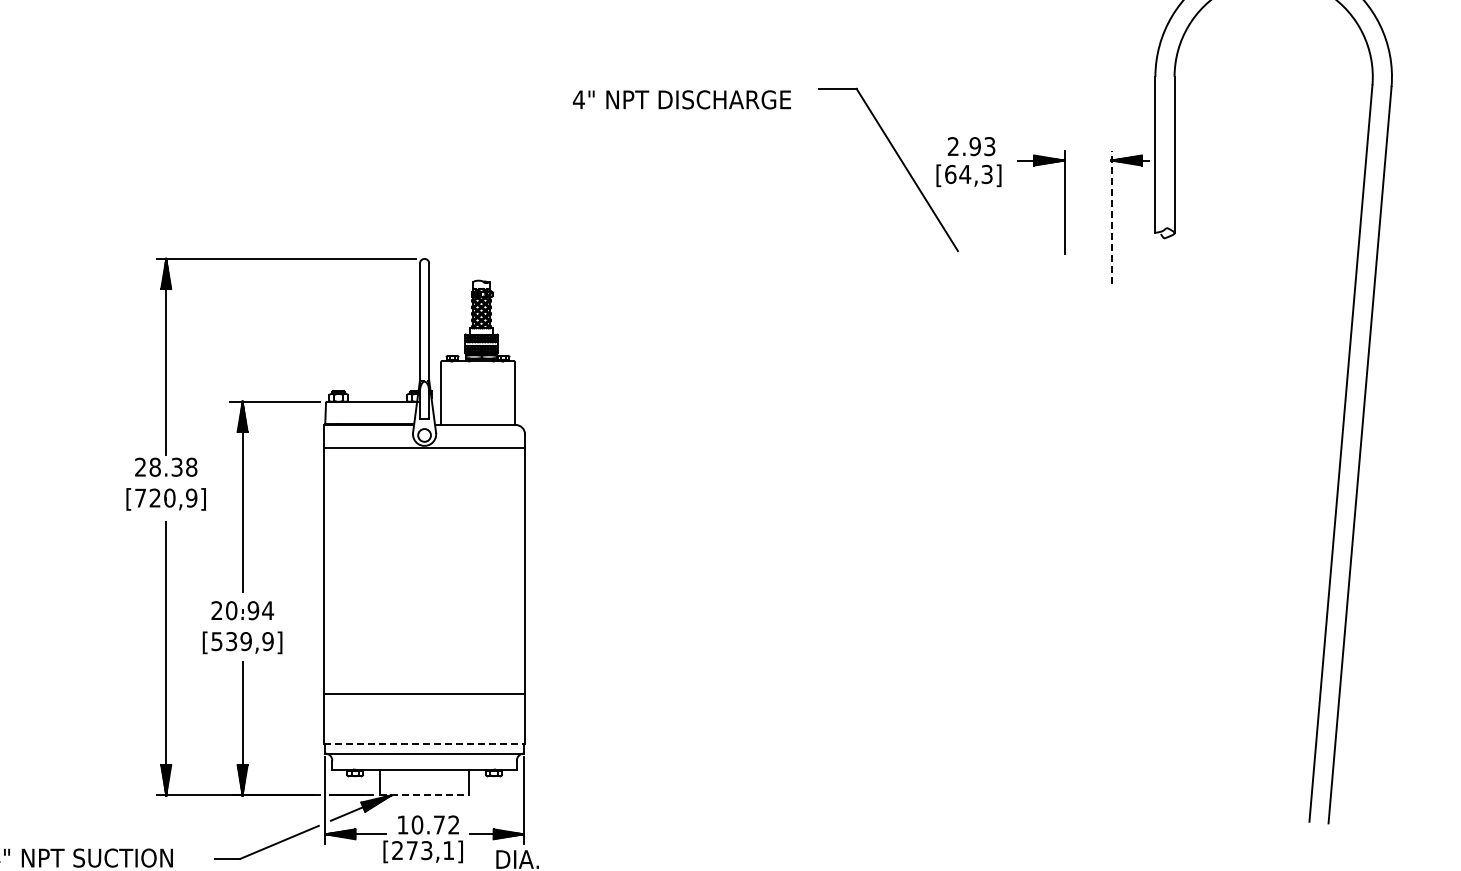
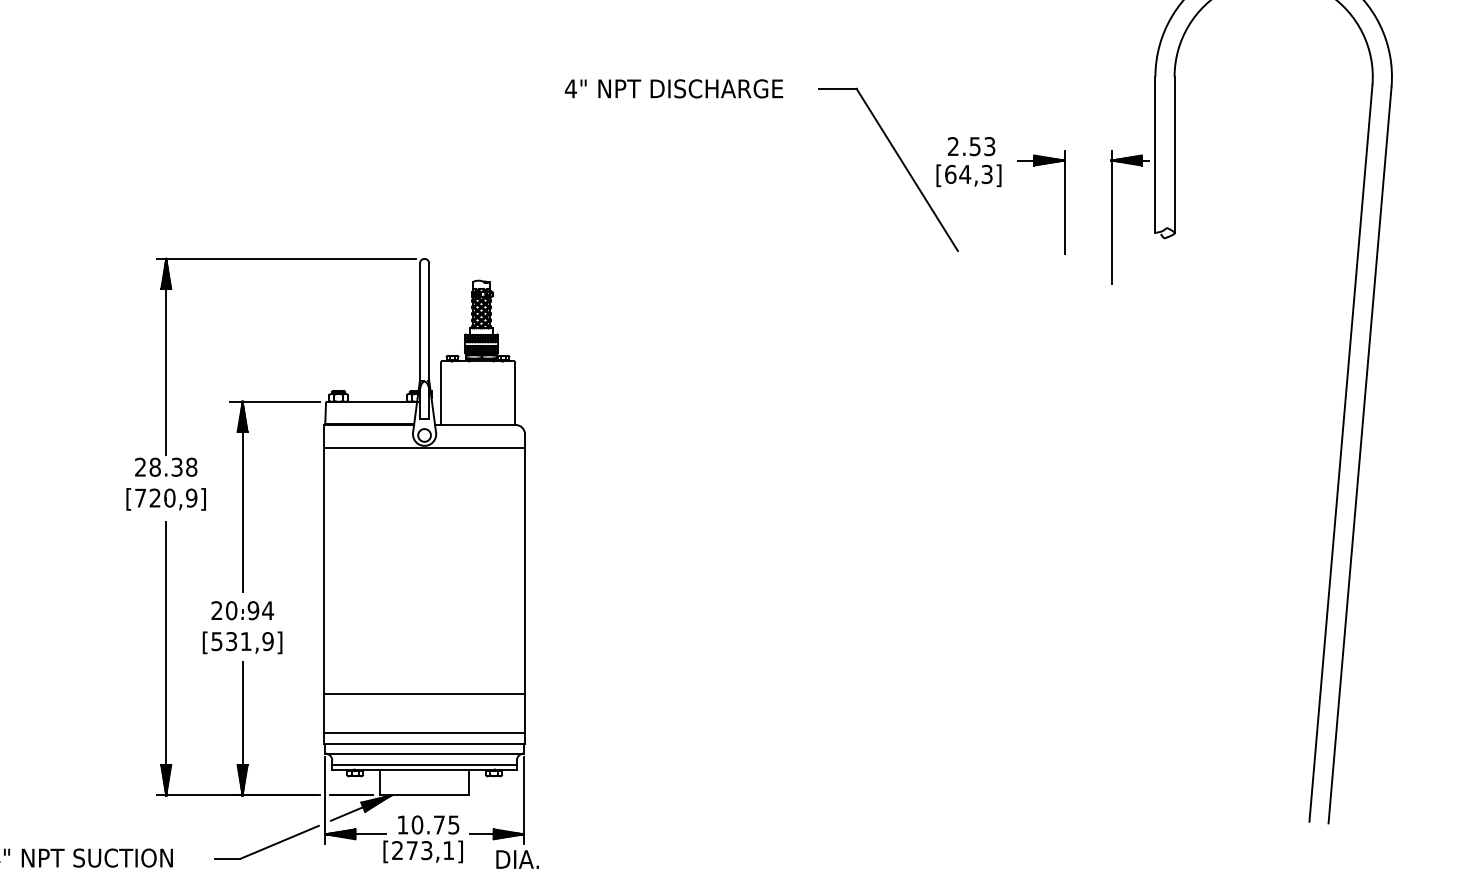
text position: (681, 99) -> (673, 88) (673, 88)
text: 2.93 -> 2.53 (974, 146)
line: dashed -> solid (1111, 217)
text: [539,9] -> [531,9] (245, 641)
line: none -> present (424, 733)
line: dashed -> solid (425, 744)
line: none -> present (424, 765)
line: dashed -> solid (425, 795)
text: 10.72 -> 10.75 (453, 824)
